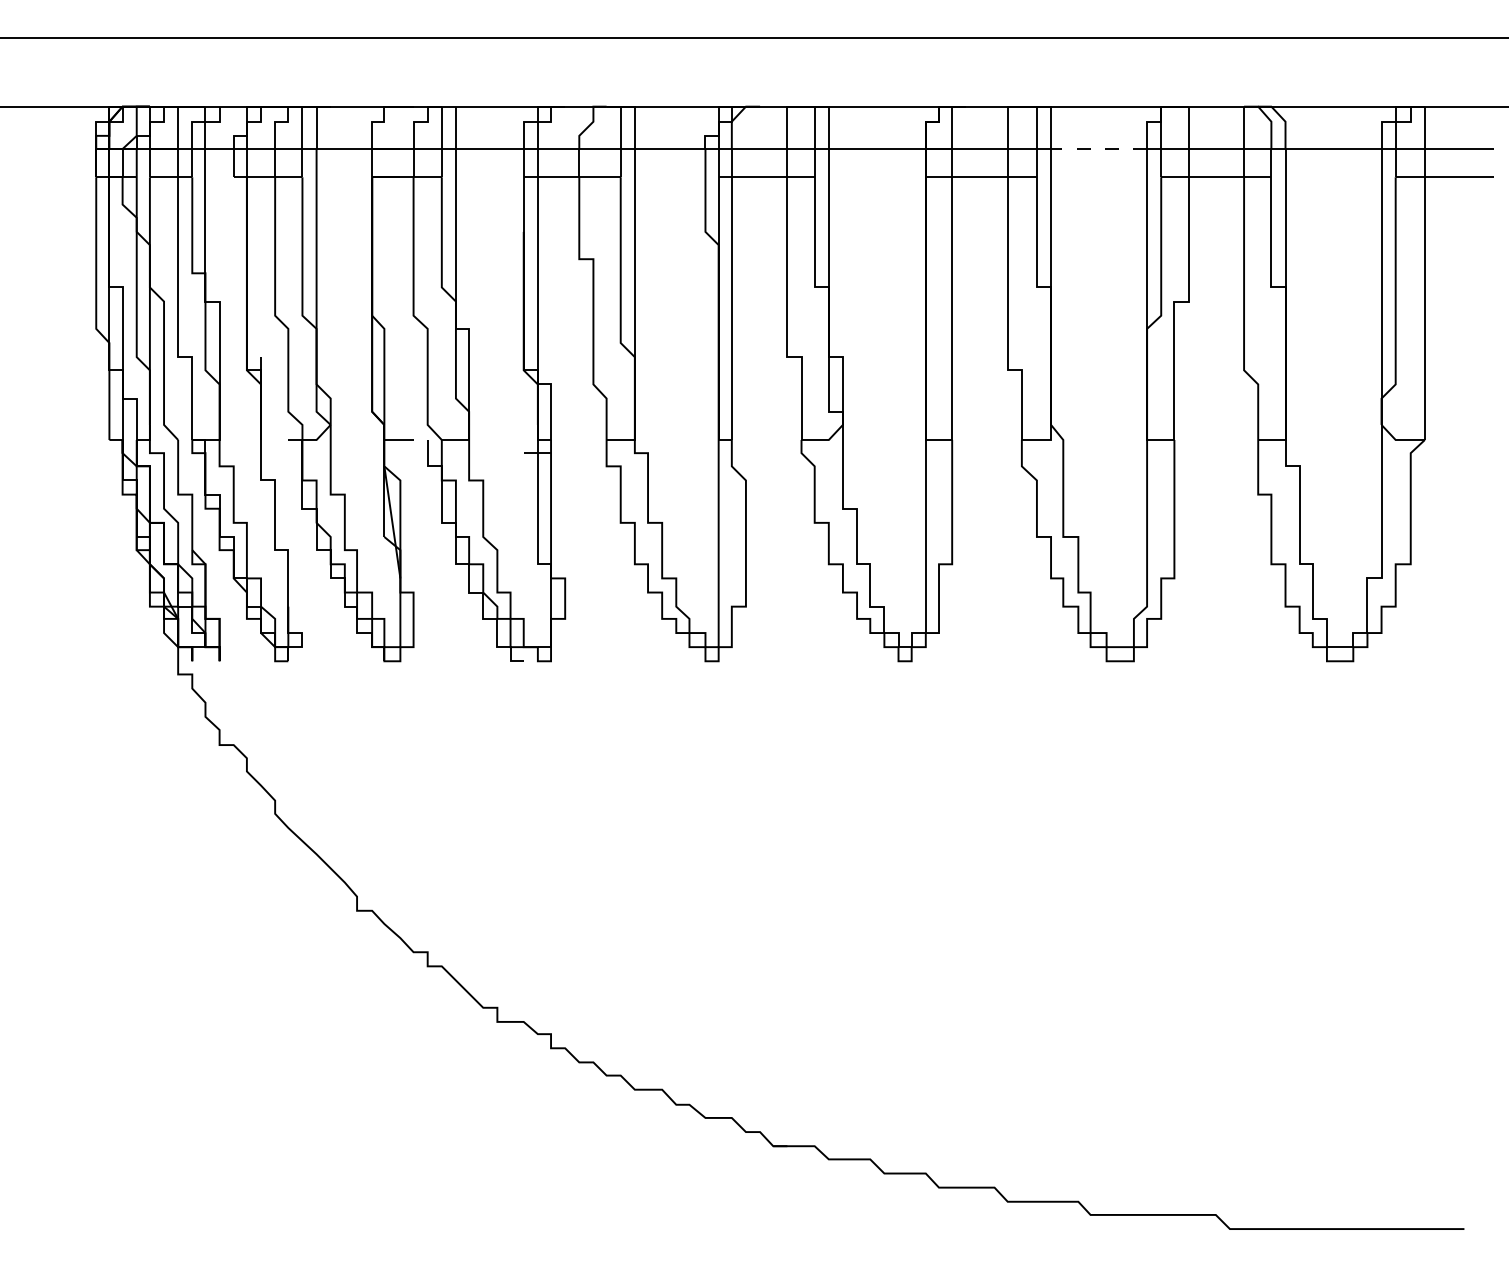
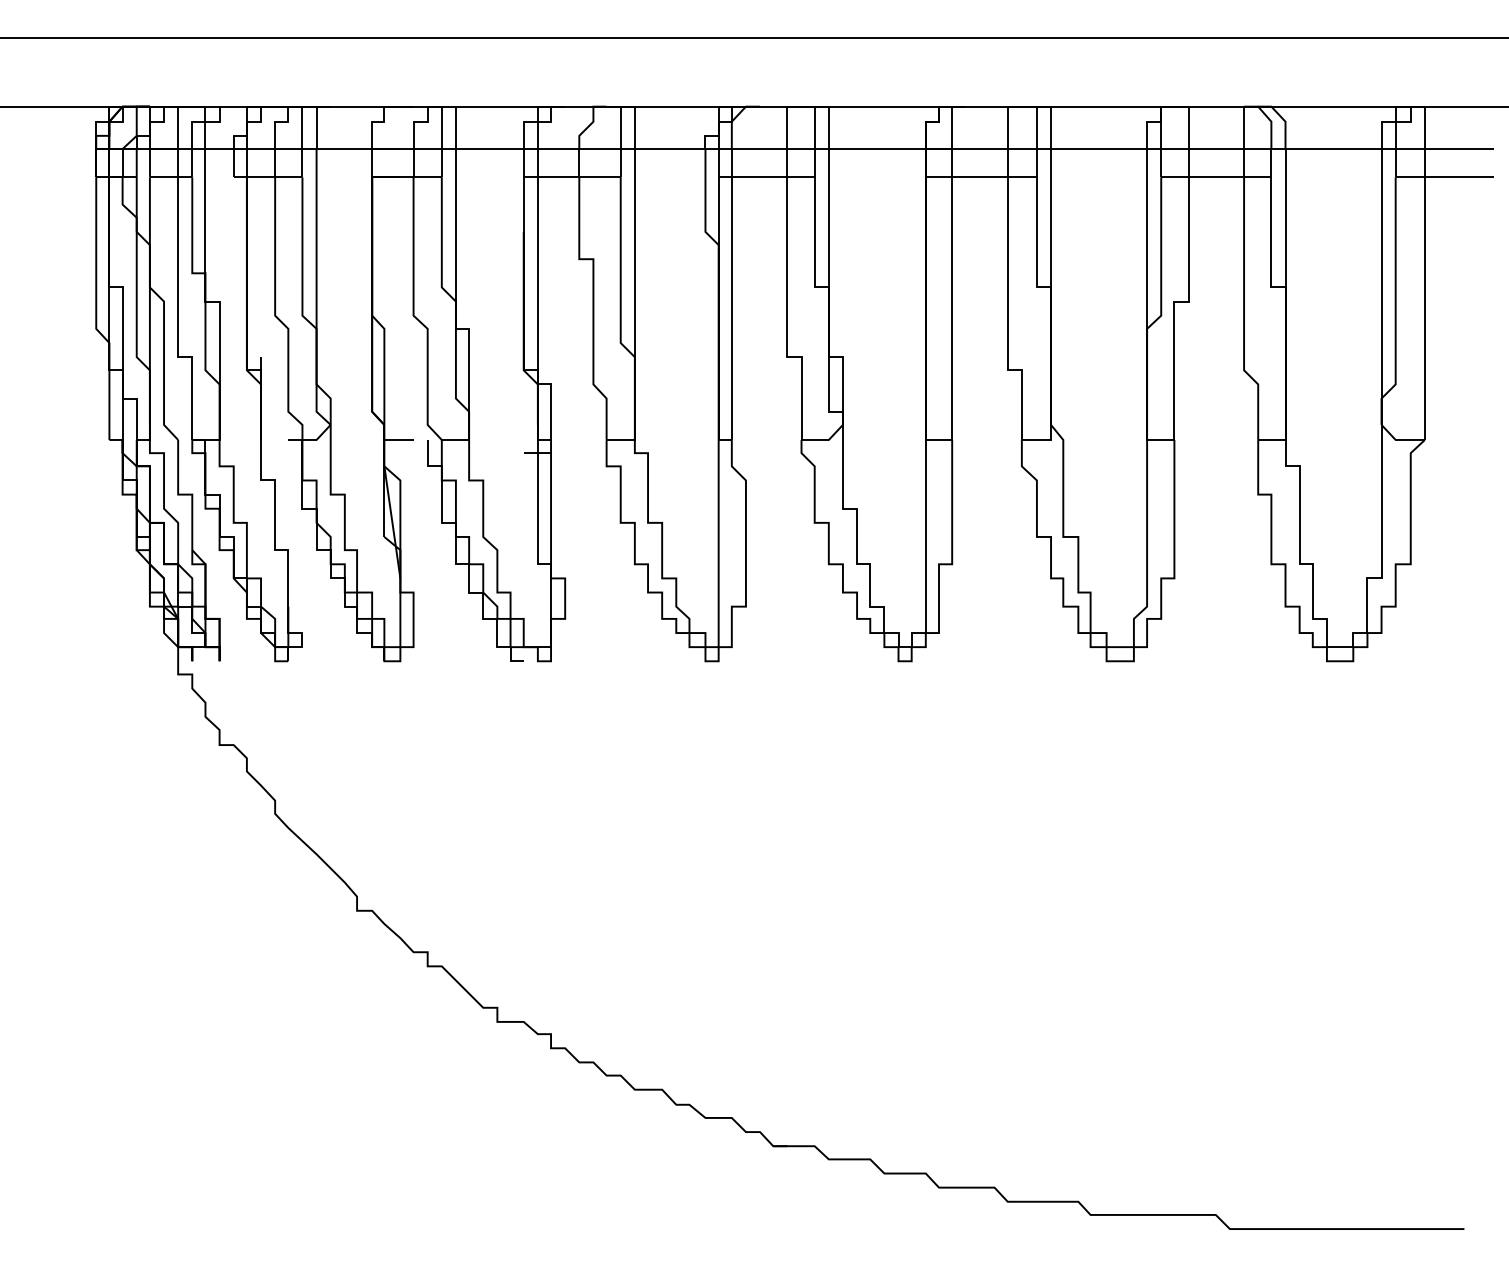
line: dashed -> solid (1098, 149)
